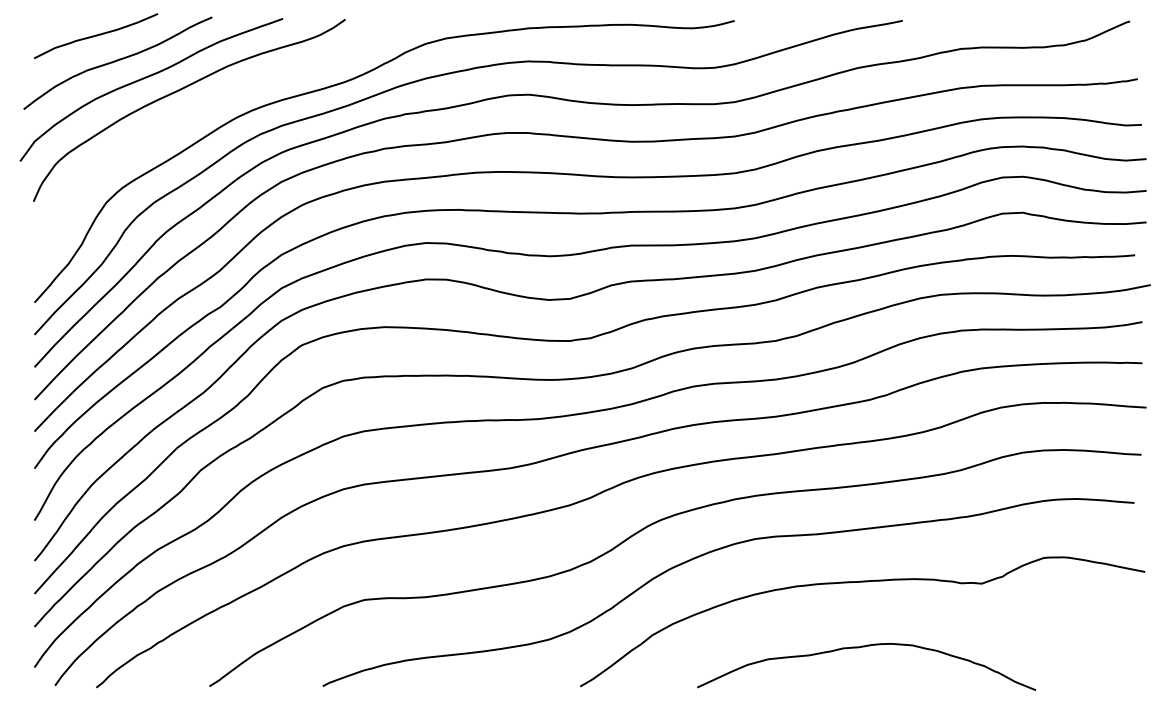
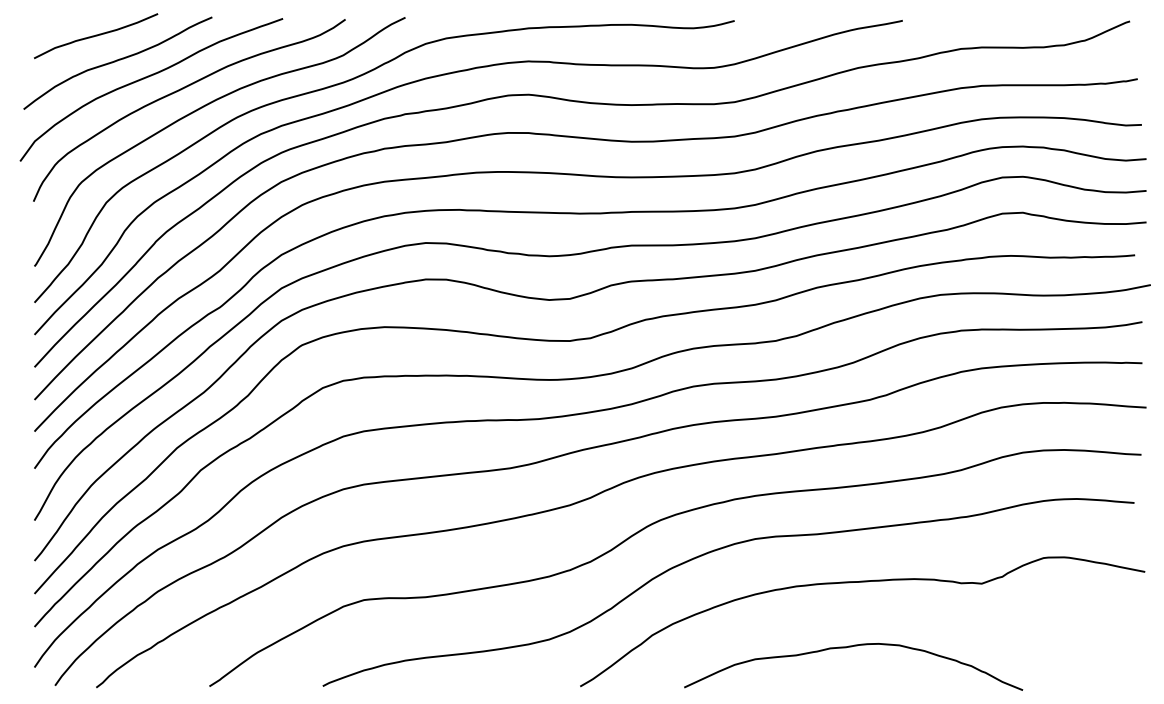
curve: none -> present (202, 108)
curve position: (864, 647) -> (851, 647) (851, 647)
